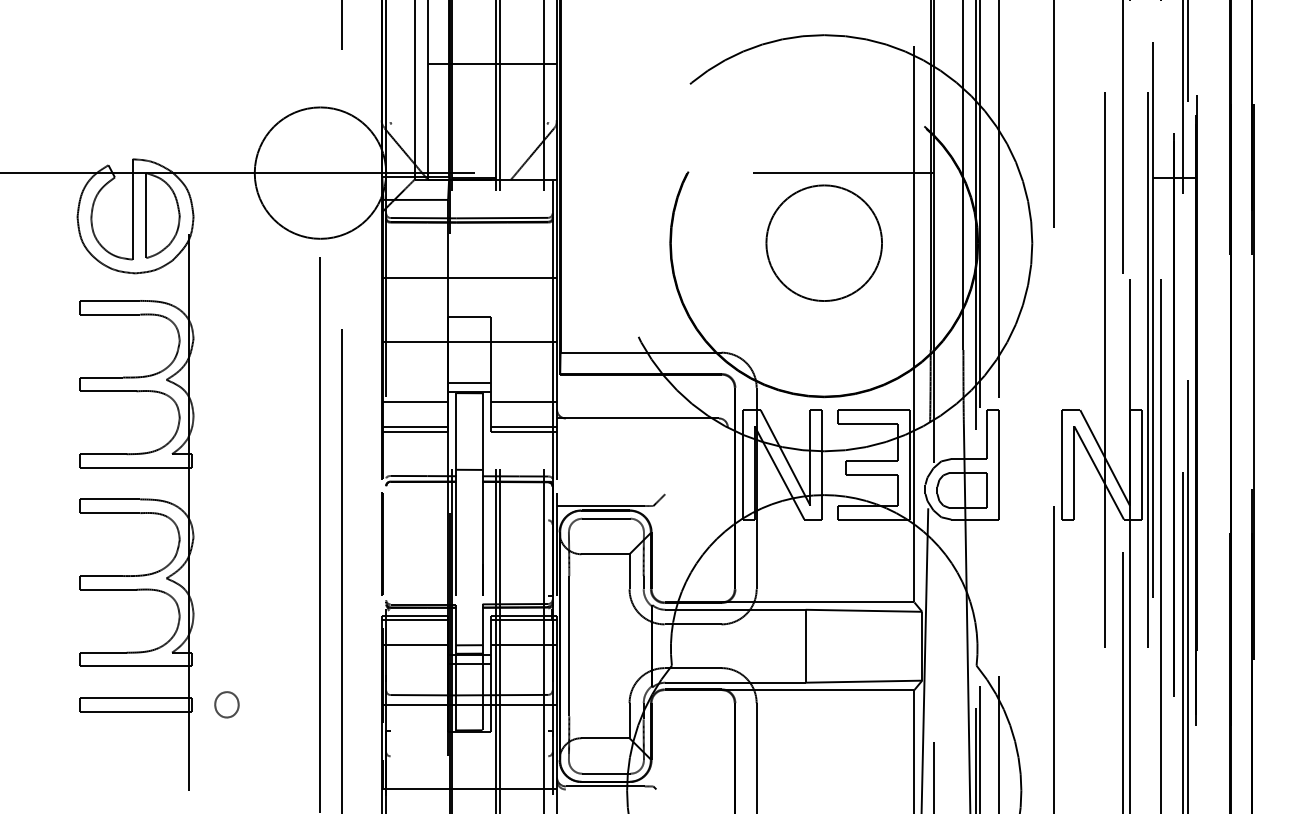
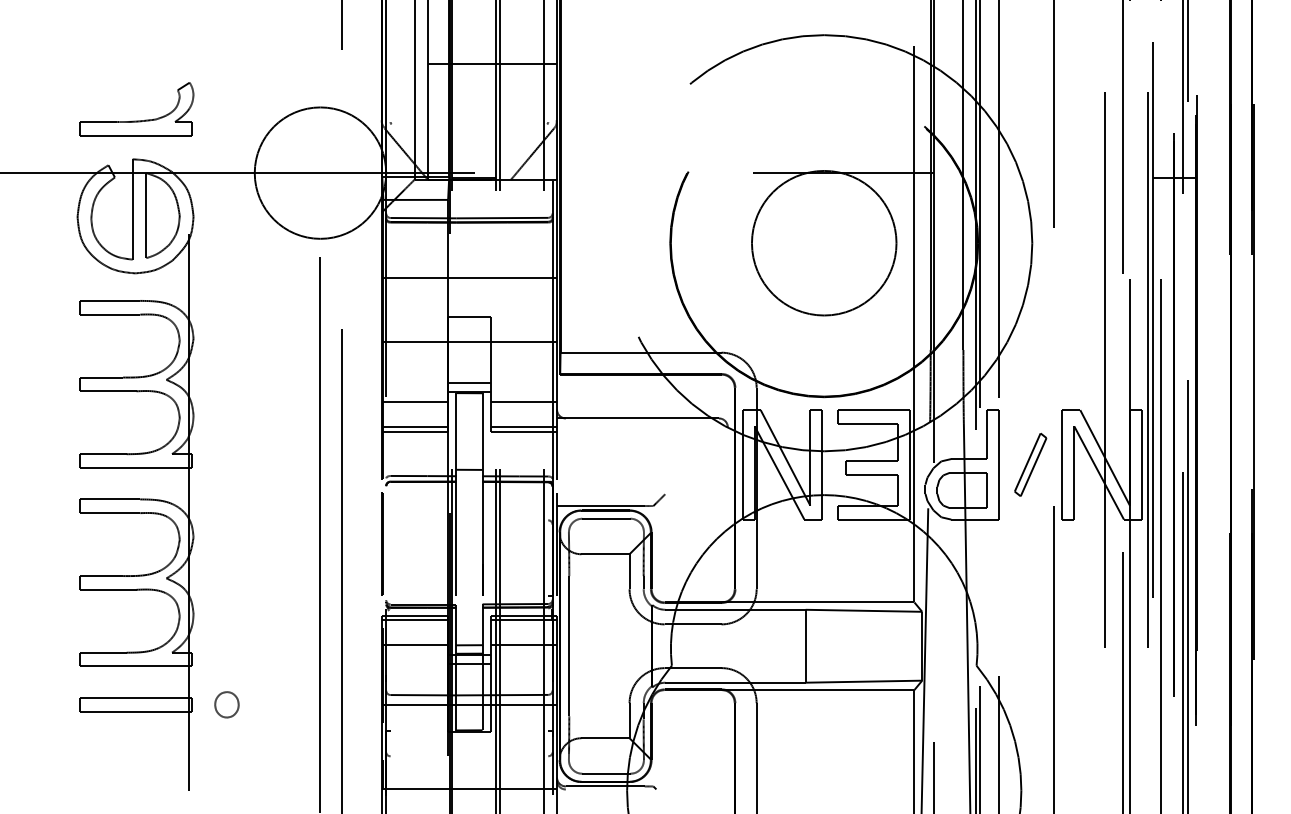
part: none -> present (136, 120)
circle diameter: 116 px -> 145 px (823, 242)
part: none -> present (1030, 464)
